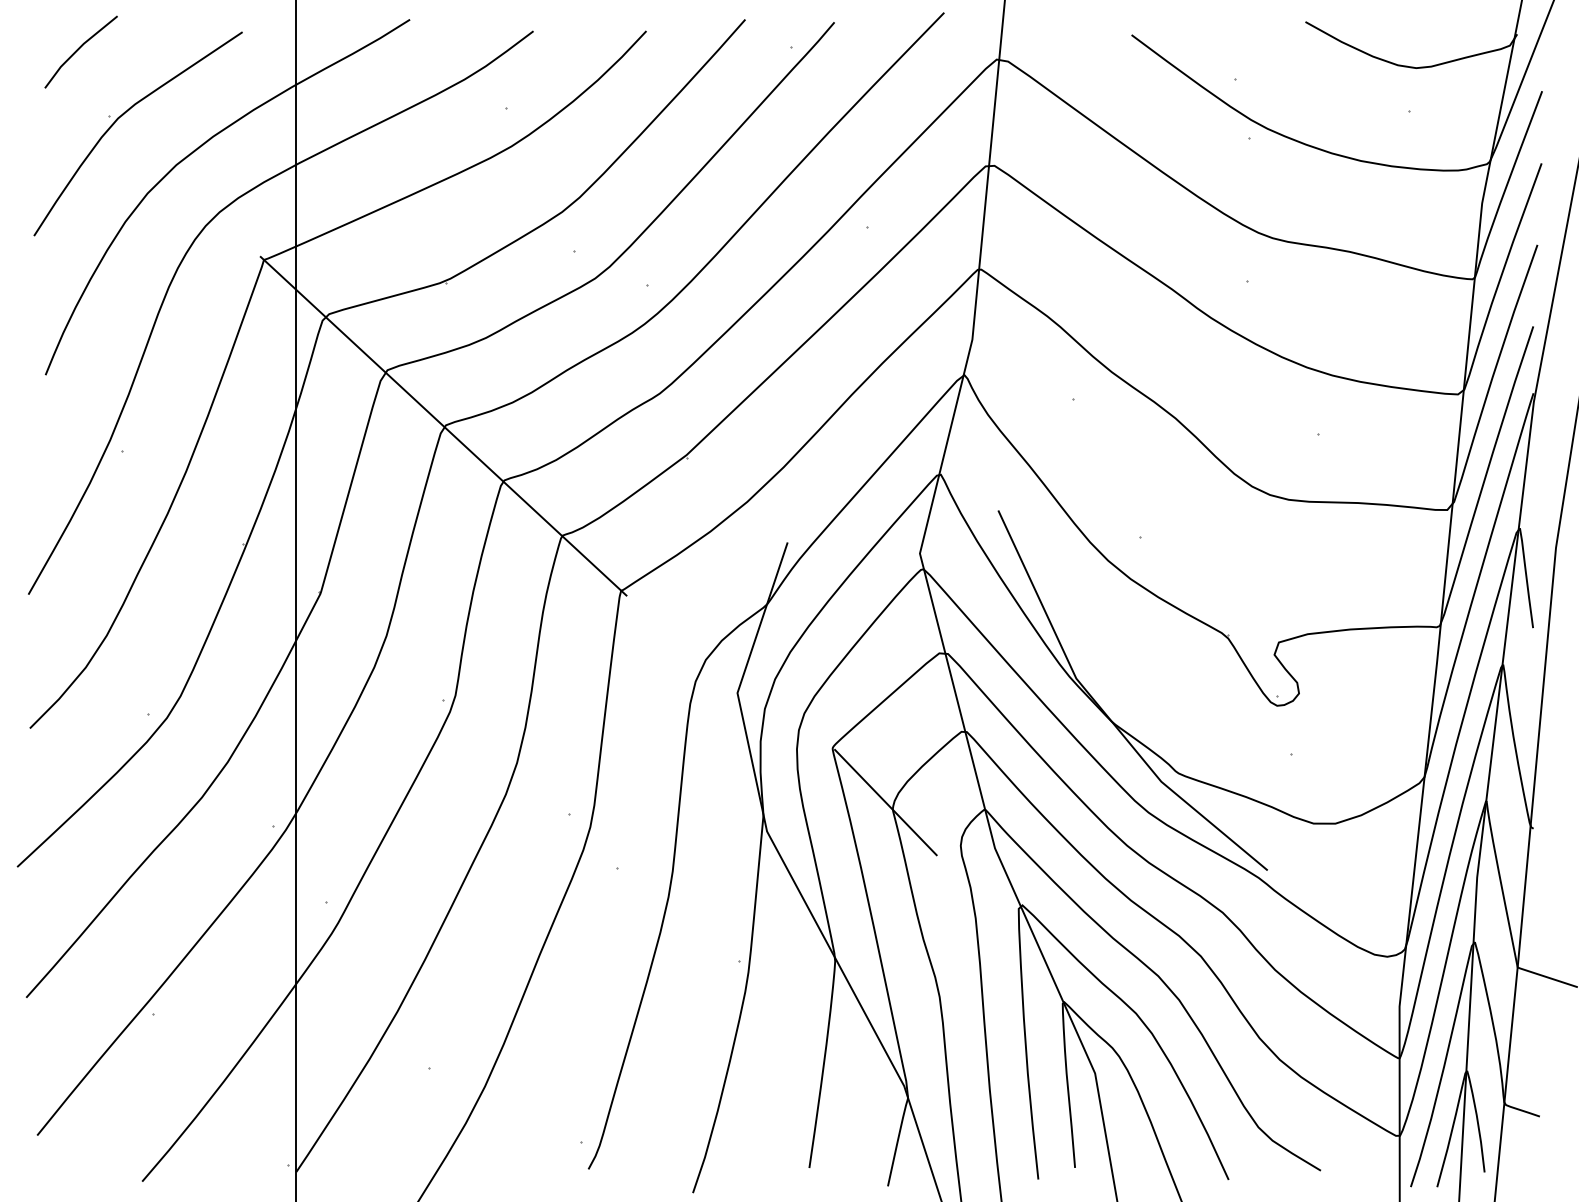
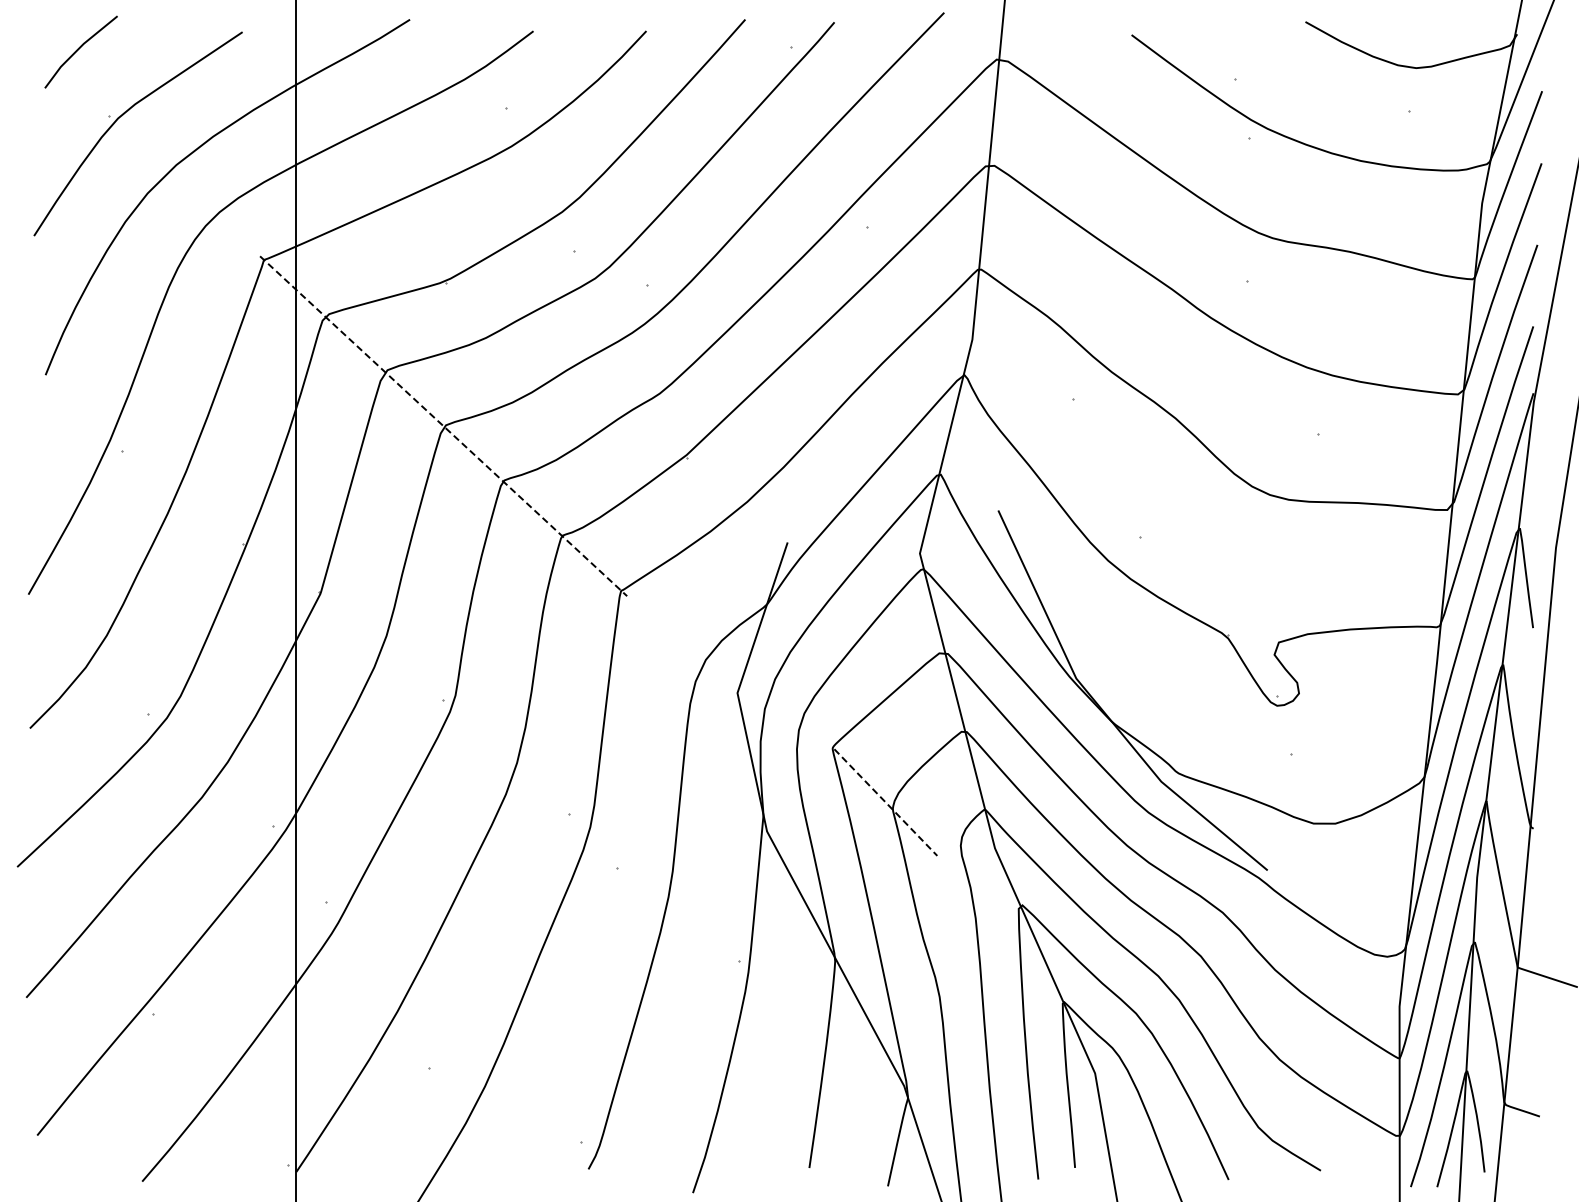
line: solid -> dashed (443, 426)
line: solid -> dashed (886, 802)
